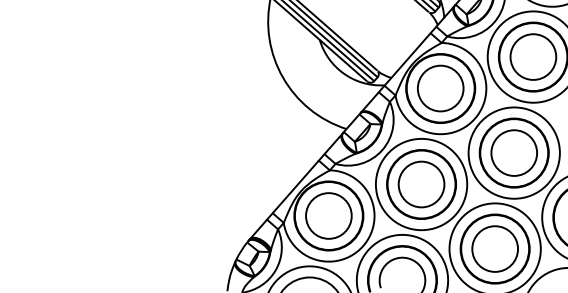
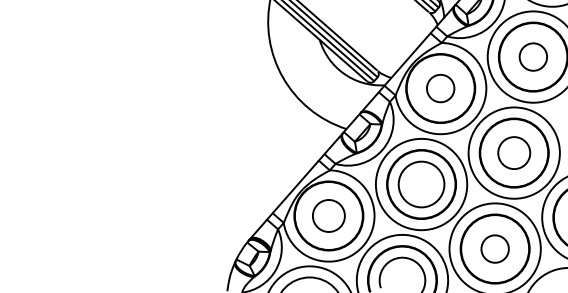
circle diameter: 46 px -> 27 px (533, 56)
circle diameter: 46 px -> 27 px (440, 88)
circle diameter: 46 px -> 32 px (514, 153)
circle size: 48x48 px -> 34x34 px (328, 215)
circle diameter: 46 px -> 27 px (494, 248)
